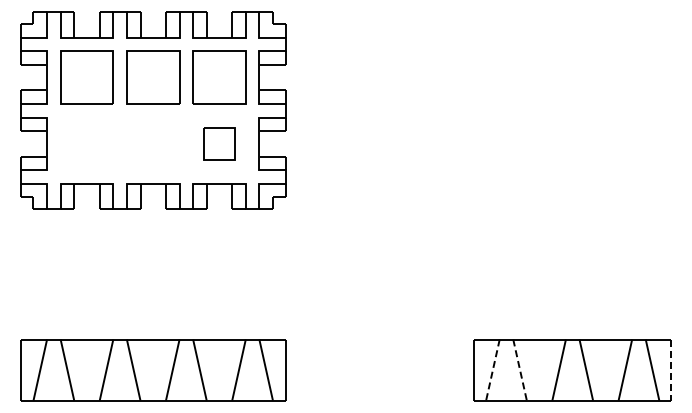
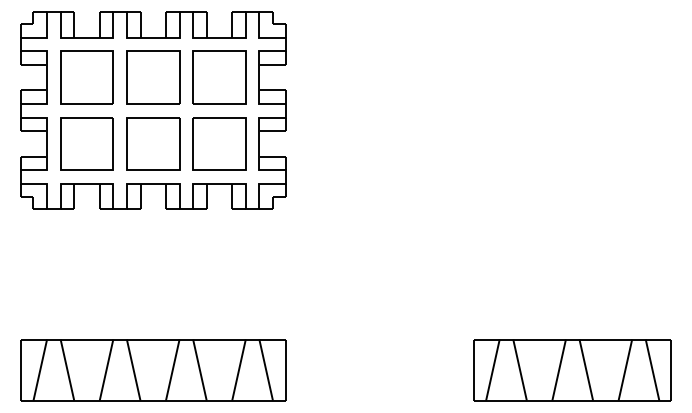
part: none -> present (86, 143)
part: none -> present (153, 143)
part size: 33x34 px -> 55x54 px (219, 143)
line: dashed -> solid (492, 370)
line: dashed -> solid (520, 370)
line: dashed -> solid (671, 370)
